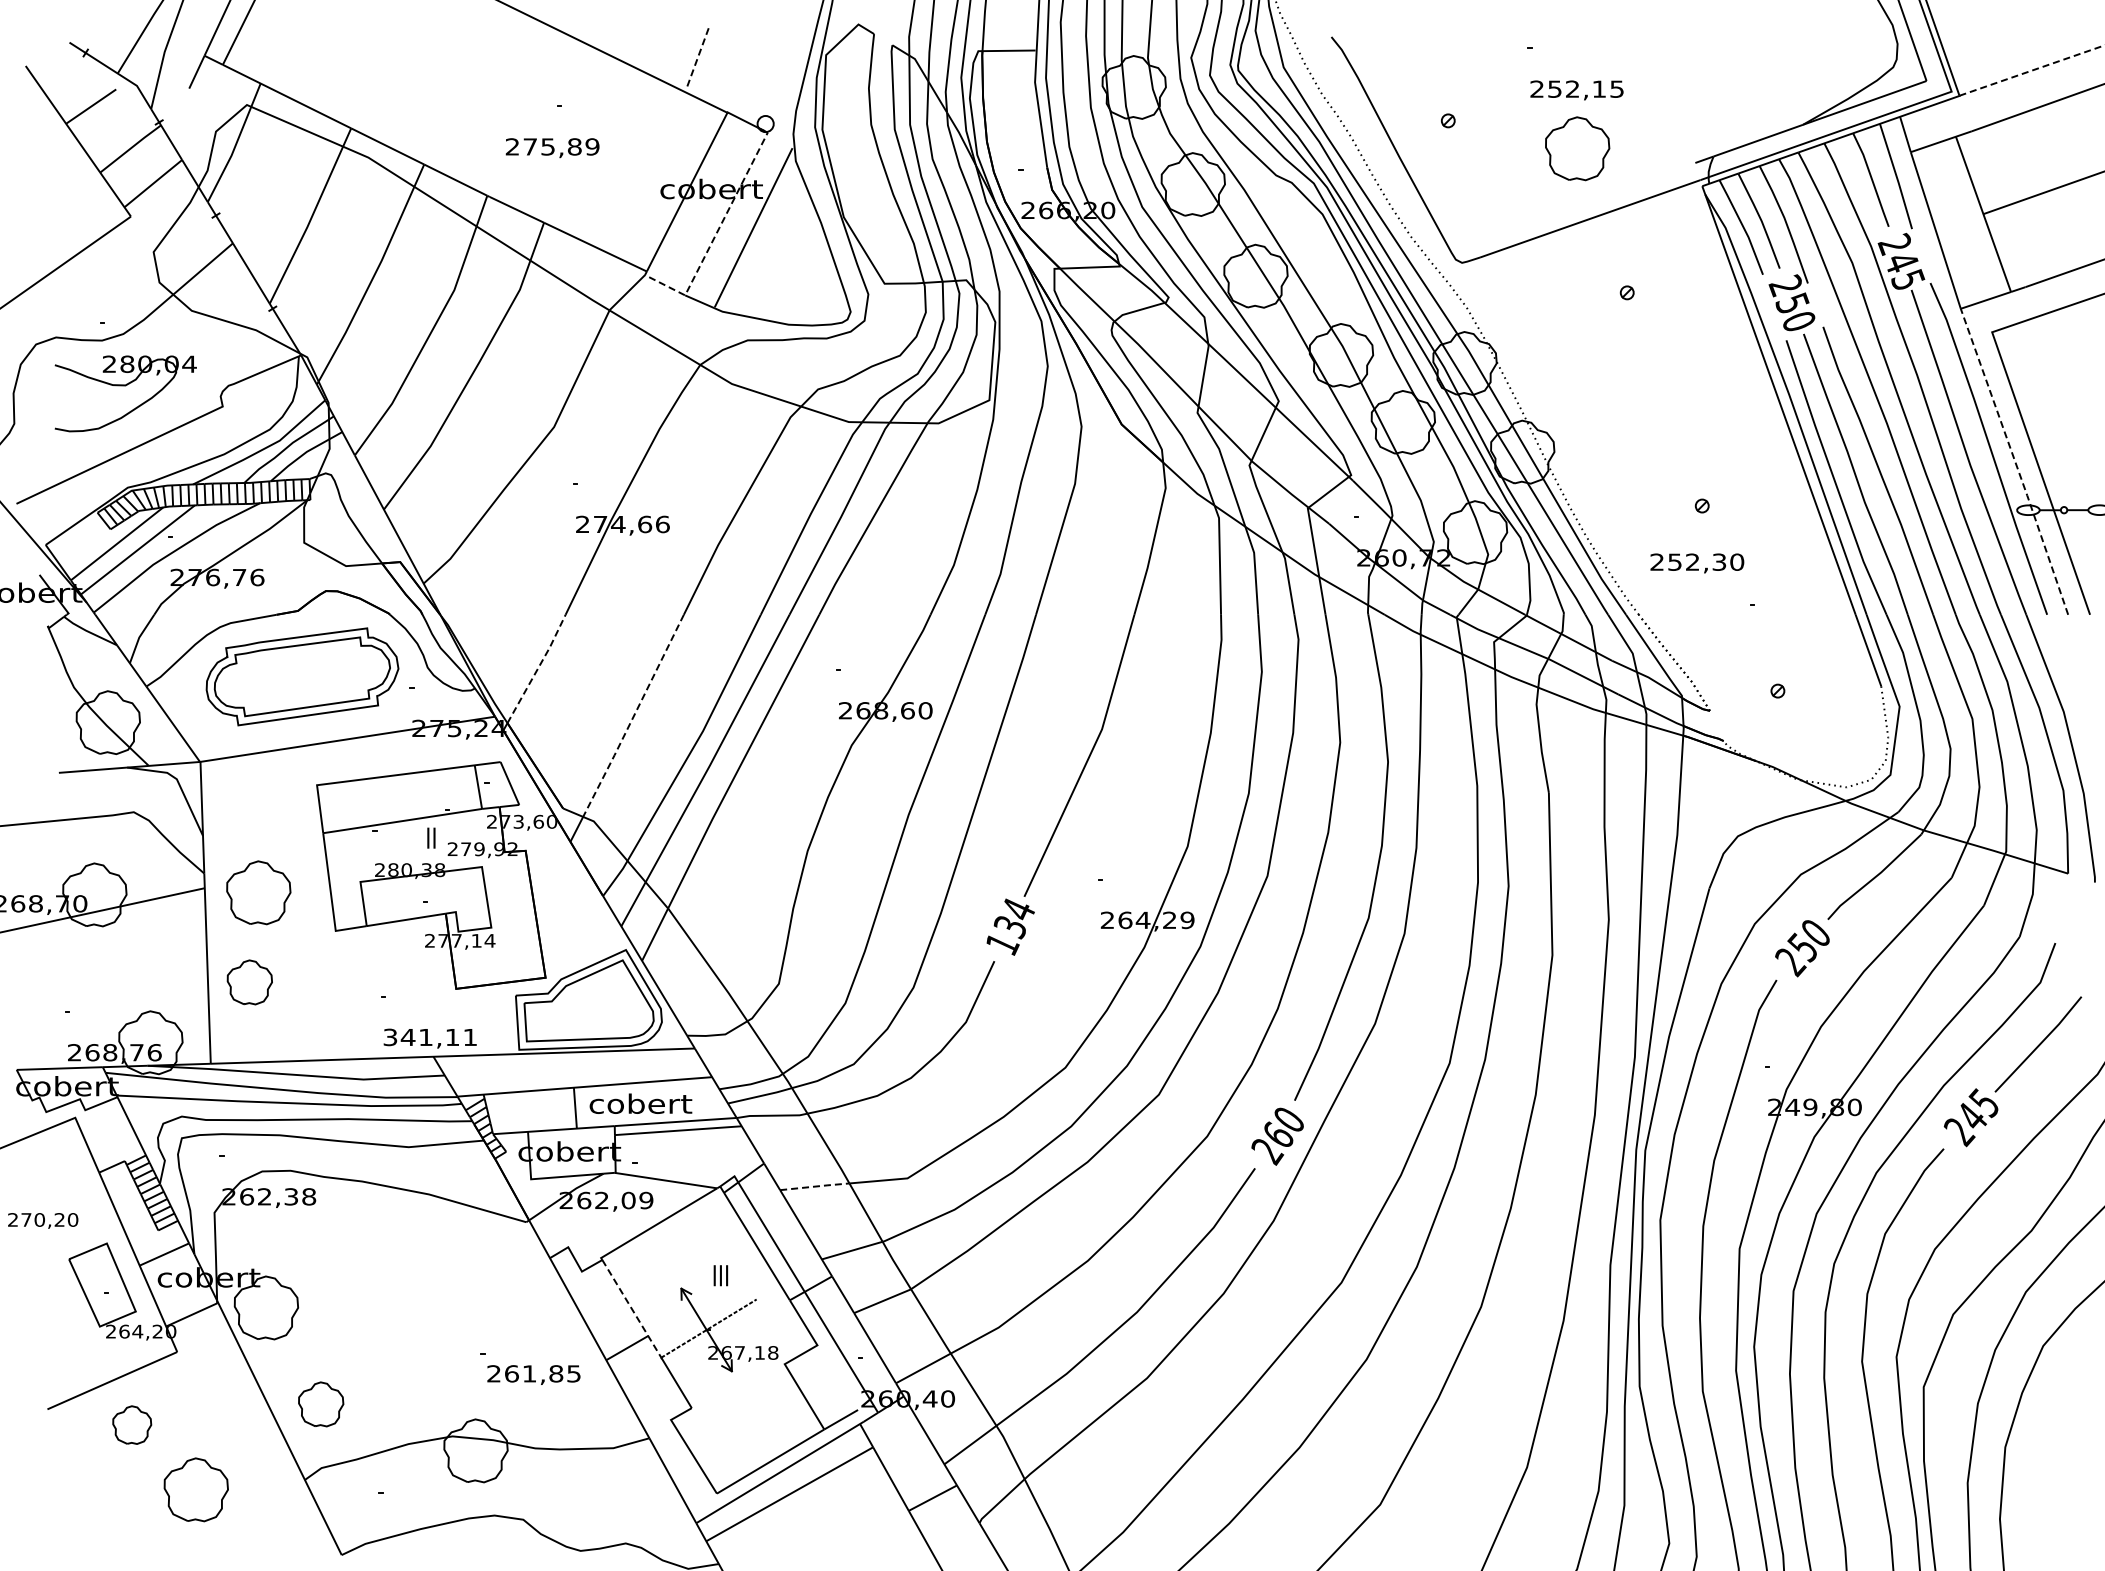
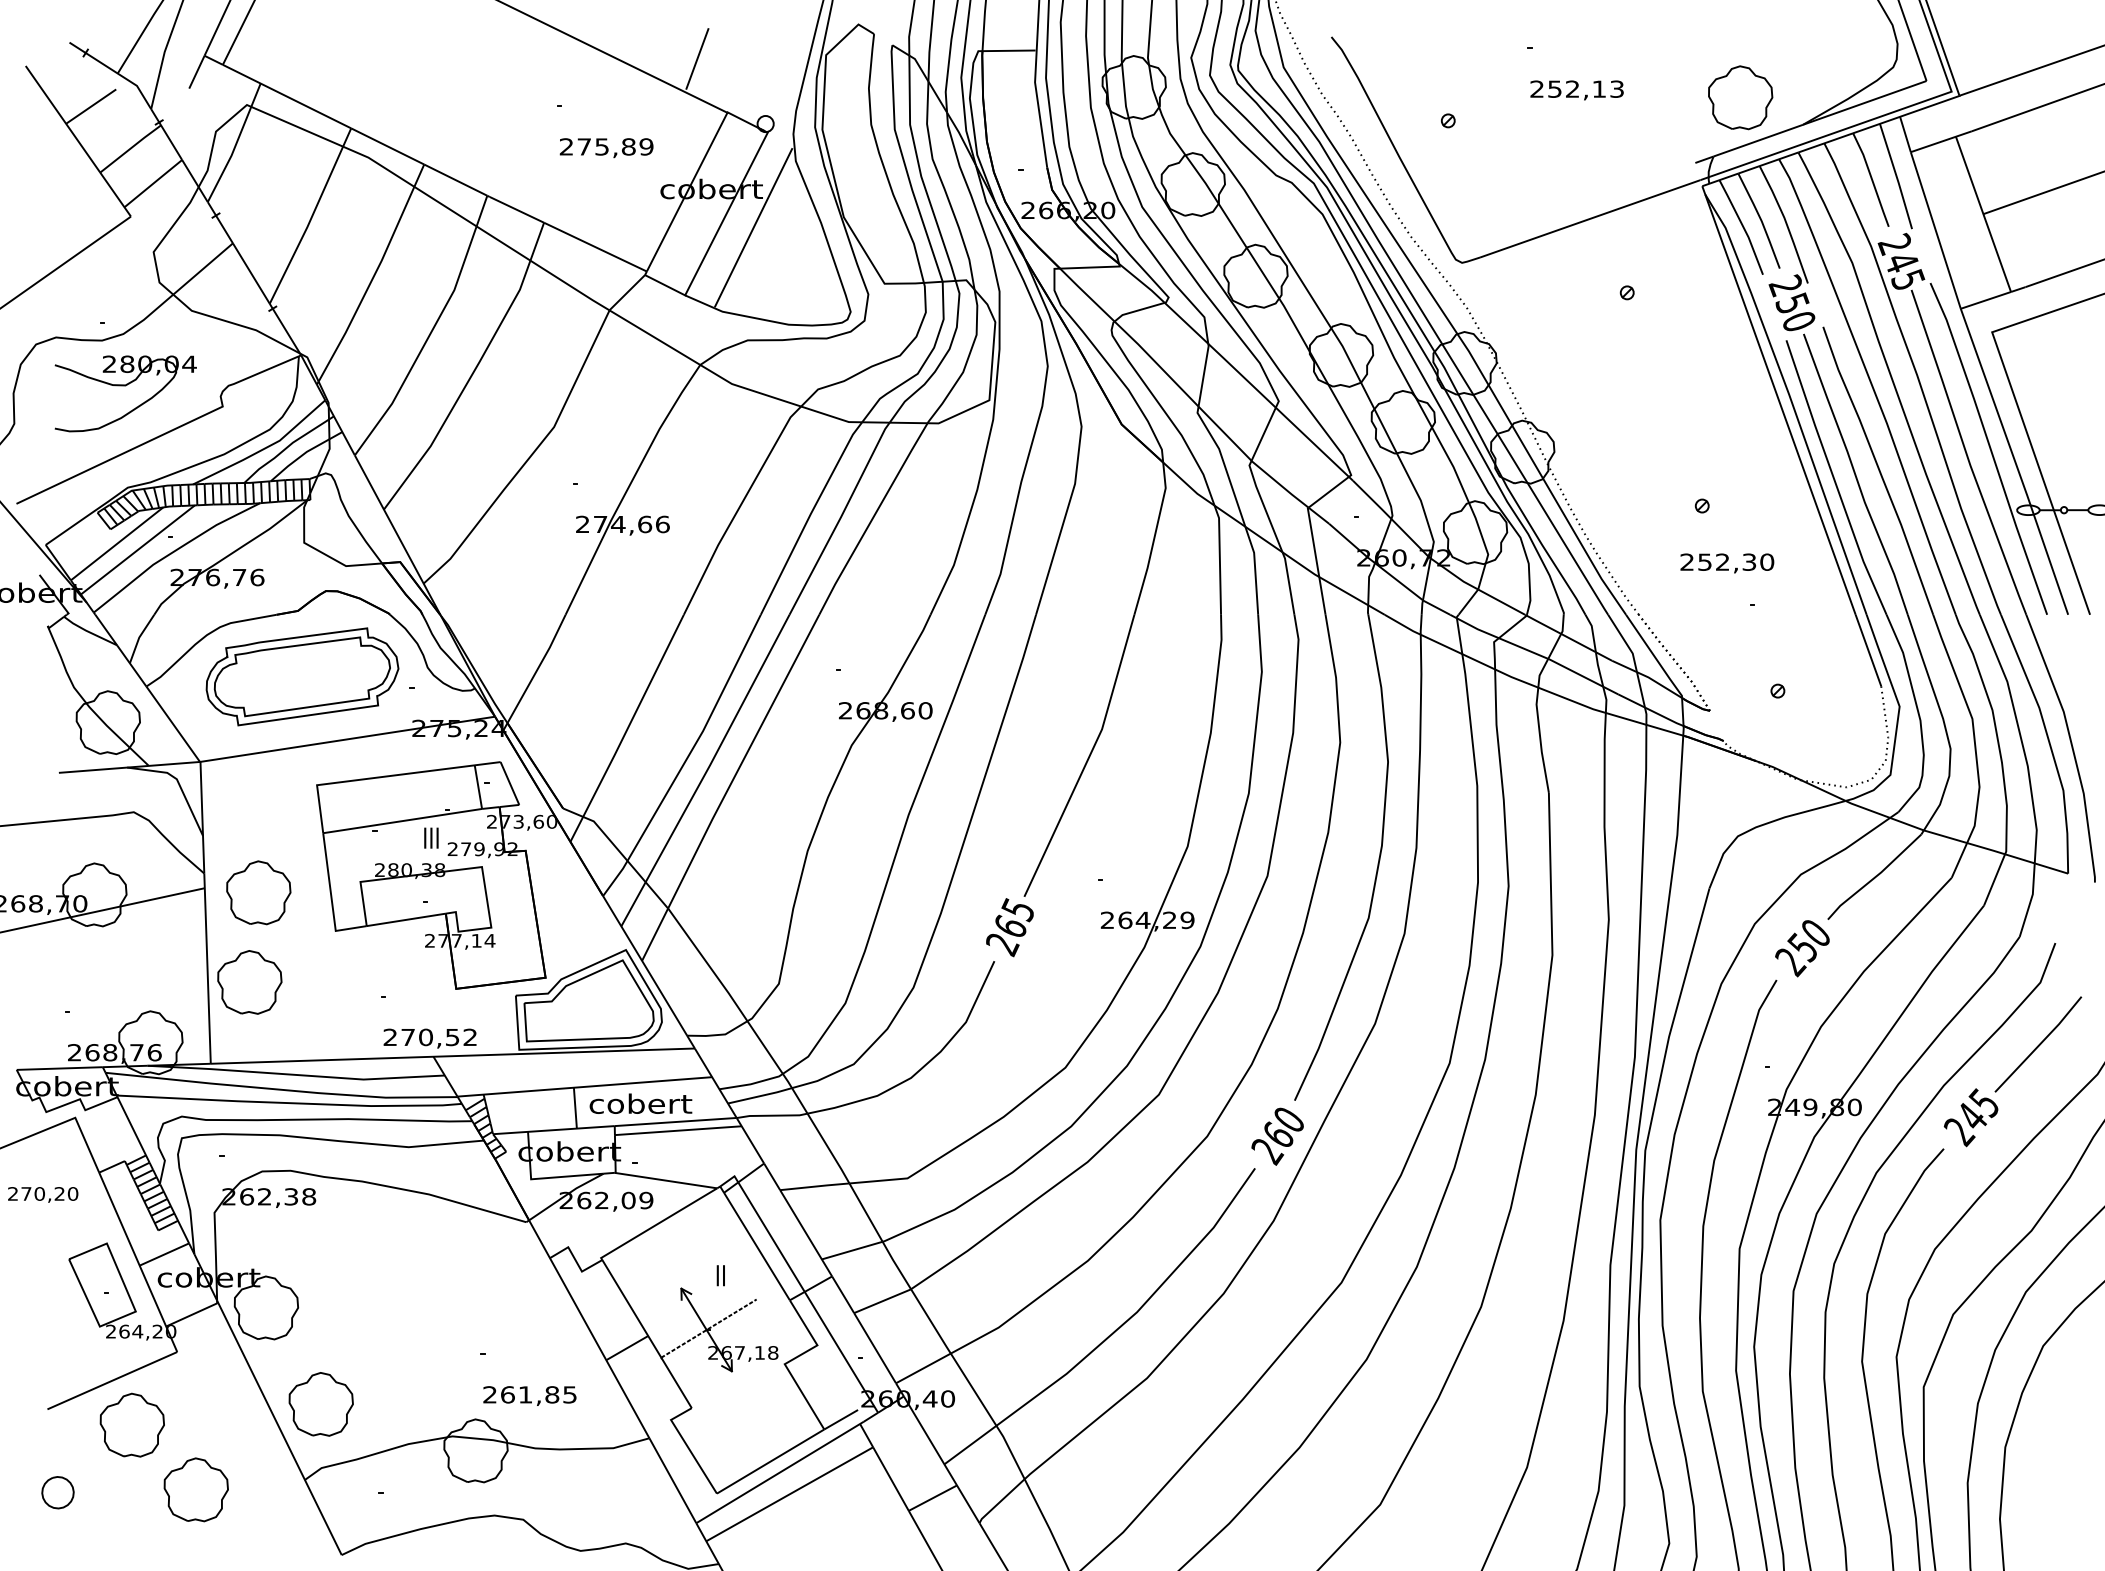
line: dashed -> solid (697, 58)
line: dashed -> solid (2031, 70)
text: 252,15 -> 252,13 (1617, 88)
text position: (552, 148) -> (606, 148) (606, 148)
part position: (1577, 148) -> (1740, 97) (1740, 97)
line: dashed -> solid (717, 232)
line: dashed -> solid (2015, 461)
text position: (1697, 563) -> (1727, 563) (1727, 563)
line: dashed -> solid (538, 668)
line: dashed -> solid (633, 716)
text: II -> III (431, 837)
text: 134 -> 265 (1010, 927)
part size: 47x47 px -> 66x65 px (249, 982)
text: 341,11 -> 270,52 (429, 1037)
line: dashed -> solid (815, 1186)
text position: (43, 1220) -> (43, 1194) (43, 1194)
text: III -> II (720, 1275)
line: dashed -> solid (632, 1309)
text position: (533, 1374) -> (529, 1395) (529, 1395)
part size: 47x47 px -> 66x65 px (320, 1404)
part size: 41x40 px -> 66x66 px (131, 1424)
part: none -> present (57, 1492)
